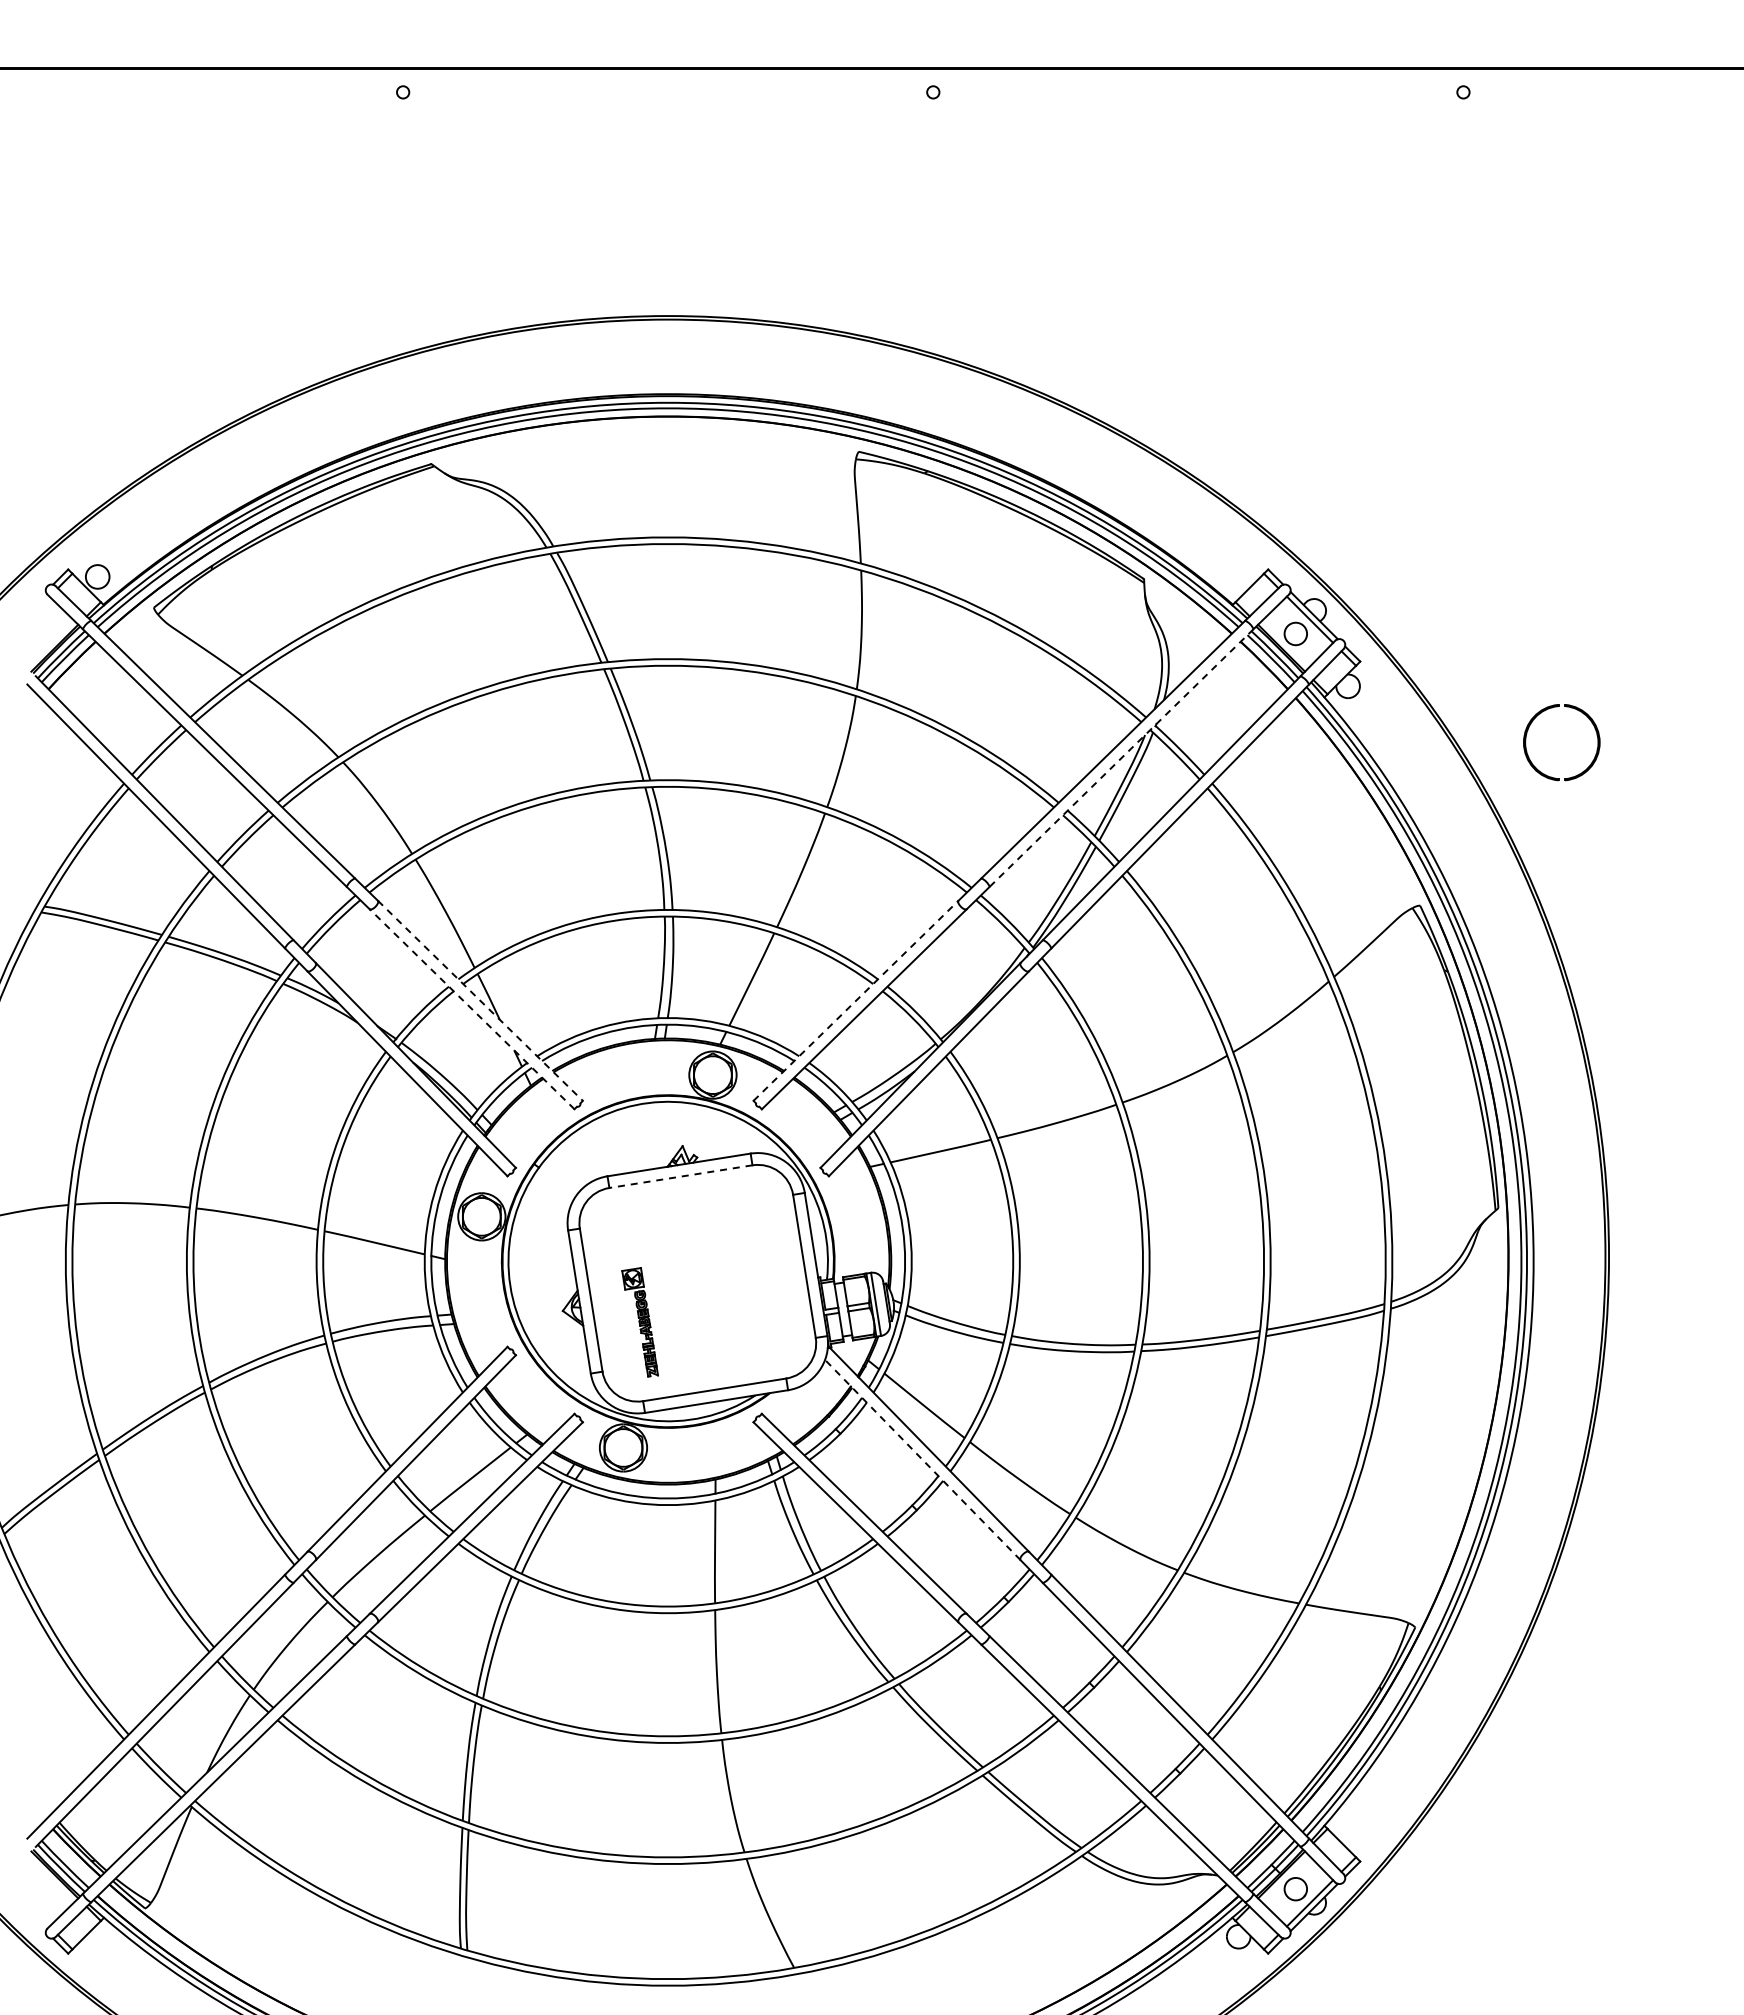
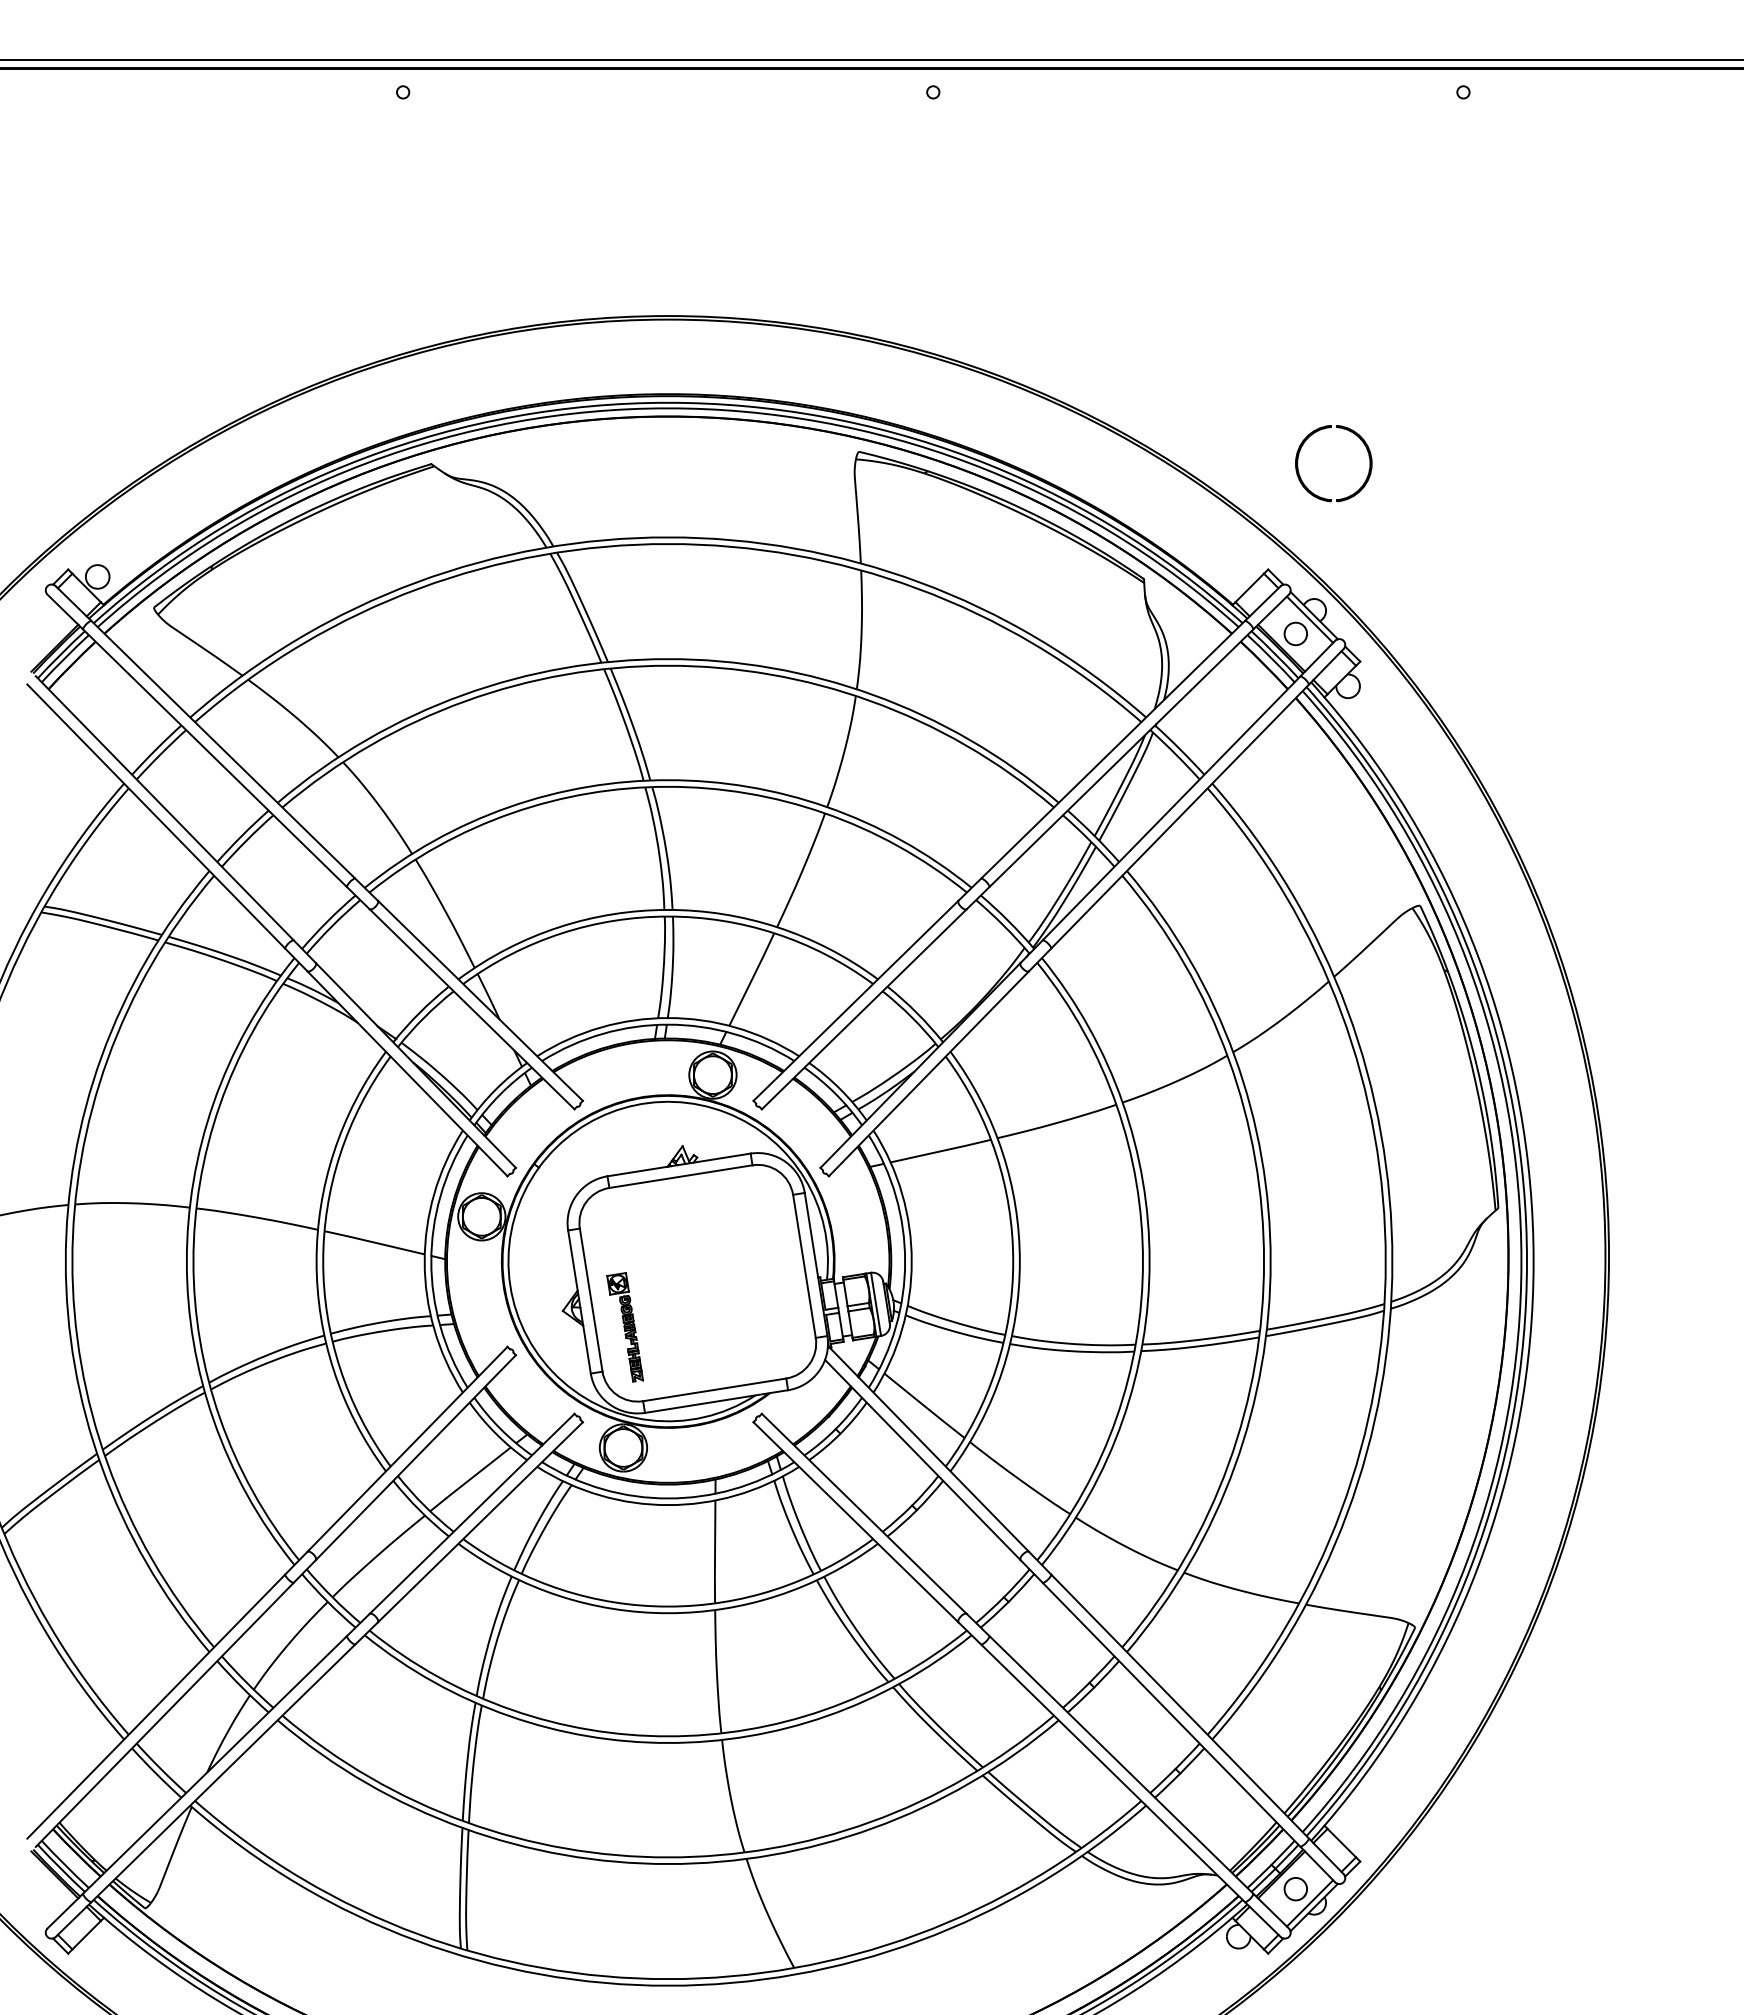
line: none -> present (871, 60)
part position: (1531, 724) -> (1303, 445) (1303, 445)
line: dashed -> solid (1121, 758)
line: dashed -> solid (856, 1000)
line: dashed -> solid (480, 1001)
line: dashed -> solid (471, 1008)
line: dashed -> solid (680, 1176)
part position: (639, 1322) -> (624, 1327) (624, 1327)
line: dashed -> solid (922, 1460)
